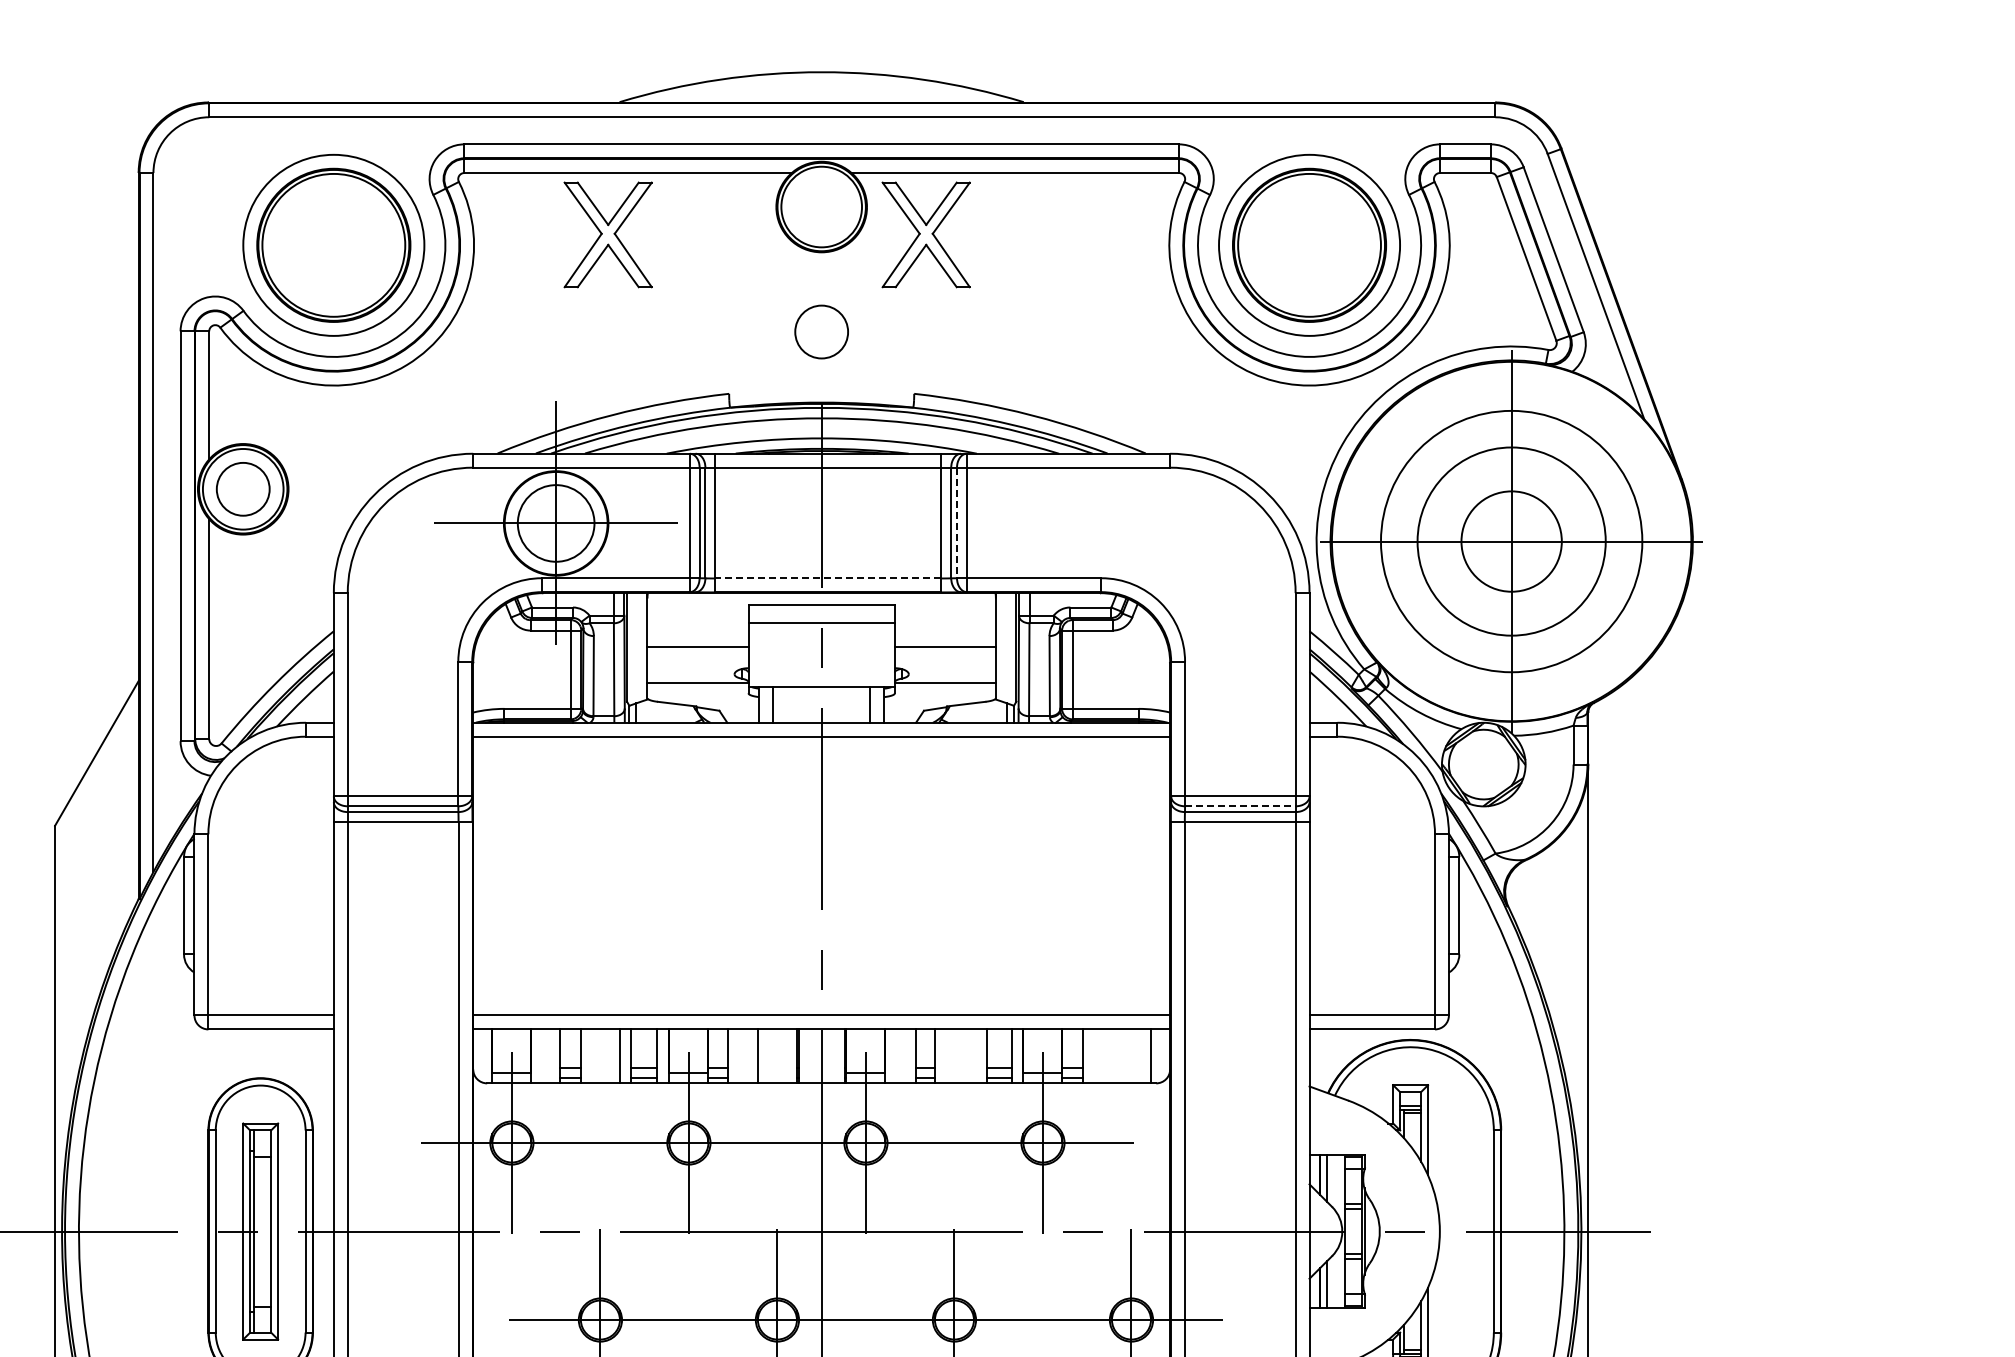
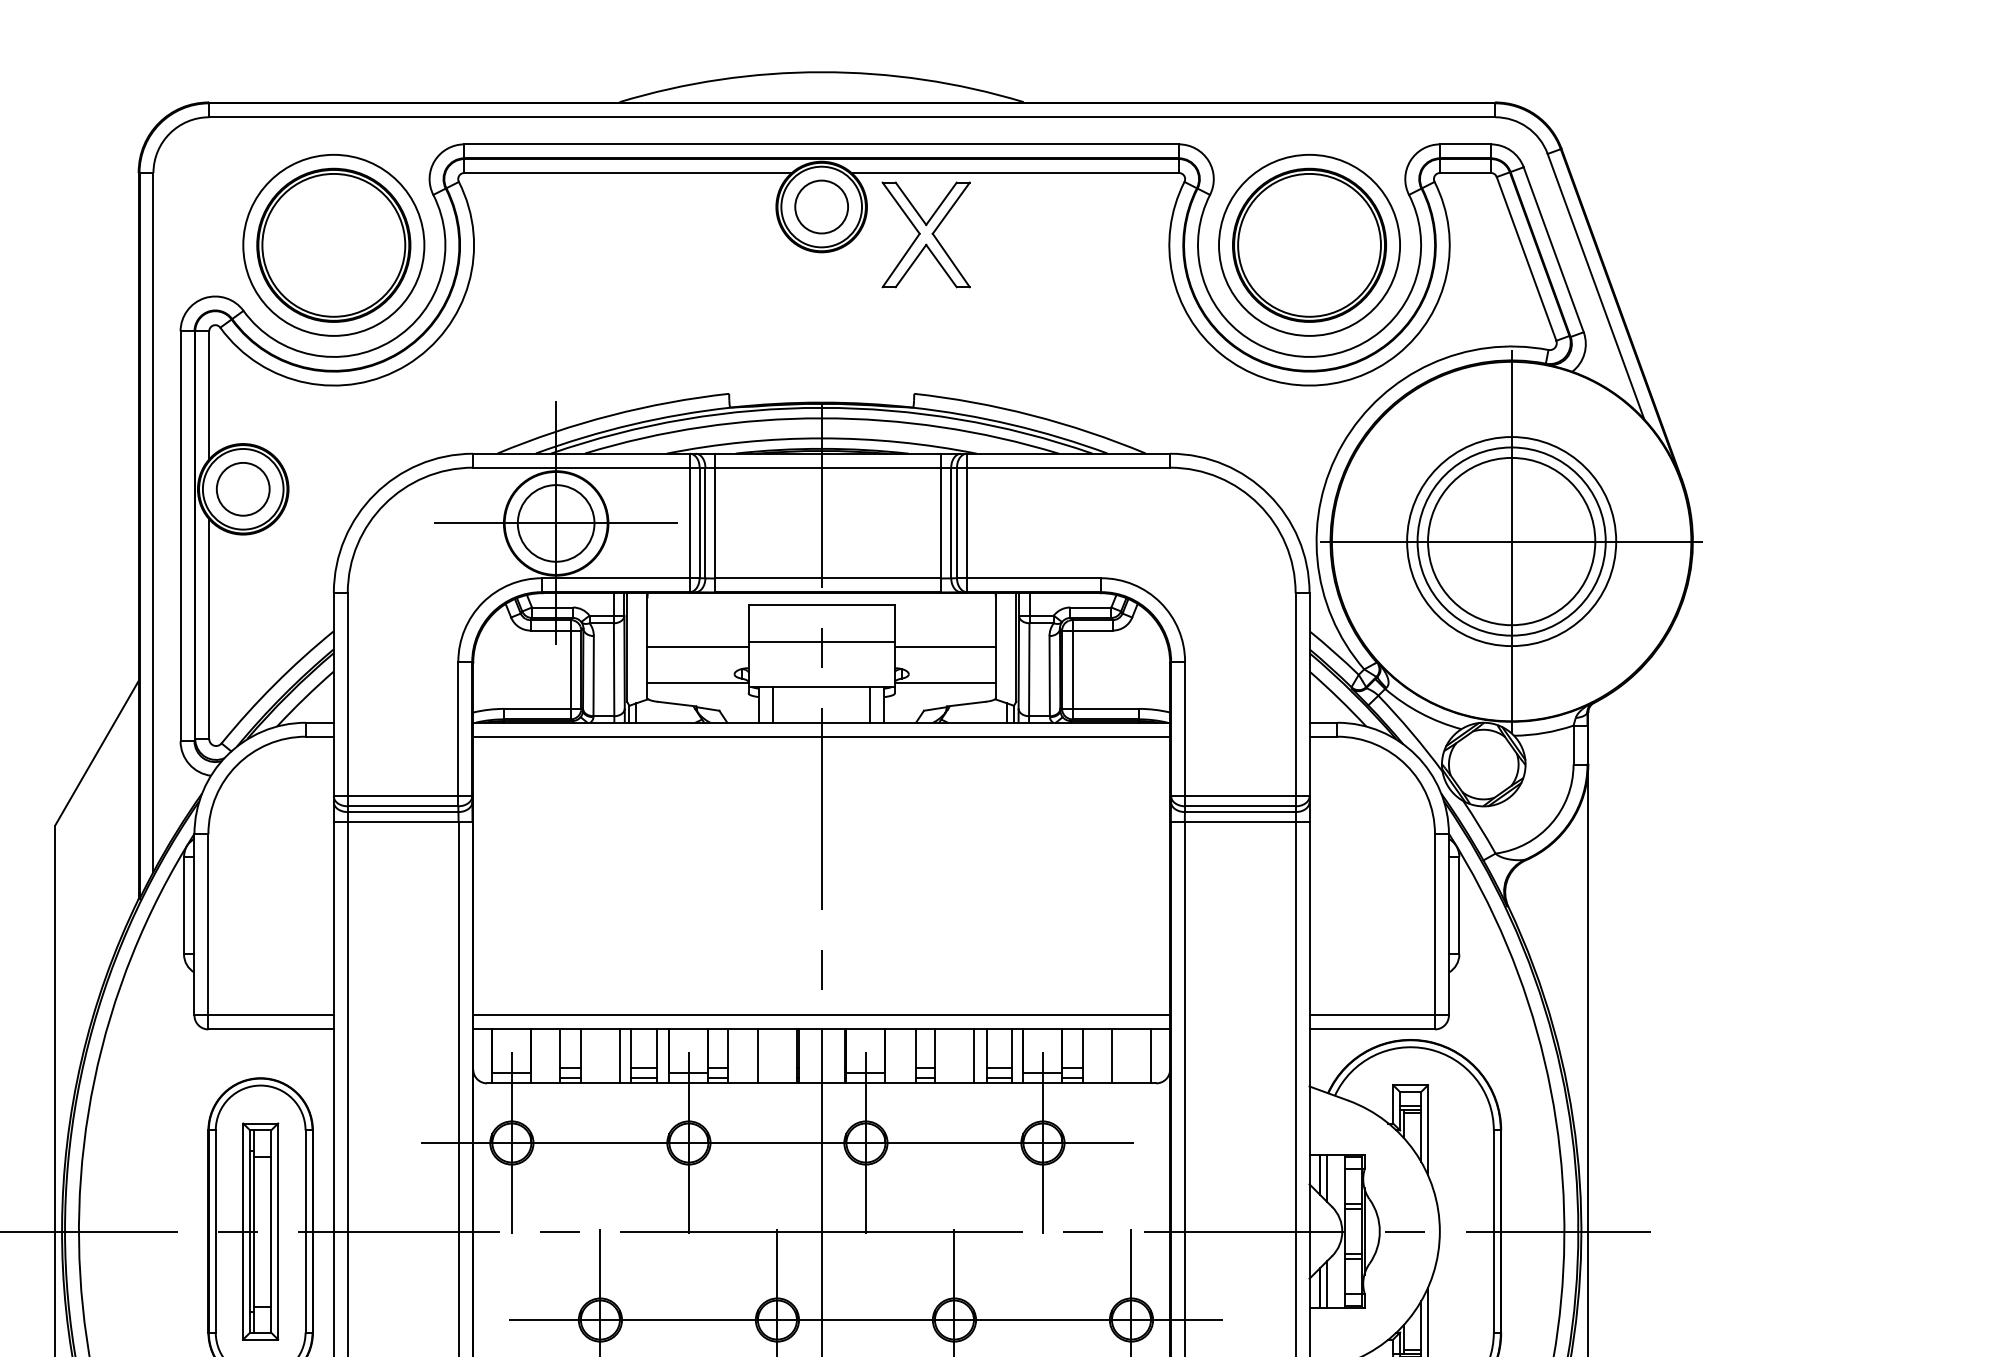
part: present -> none (607, 234)
circle position: (821, 331) -> (821, 206) (821, 206)
line: dashed -> solid (957, 523)
circle diameter: 100 px -> 167 px (1511, 541)
circle diameter: 261 px -> 209 px (1511, 541)
line: dashed -> solid (827, 578)
line position: (821, 623) -> (821, 642) (821, 642)
line: dashed -> solid (1240, 806)
line: none -> present (973, 1056)
line: none -> present (1111, 1056)
